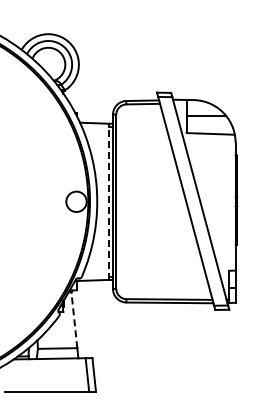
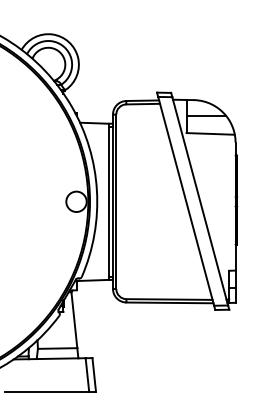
line: dashed -> solid (108, 201)
line: dashed -> solid (74, 319)
